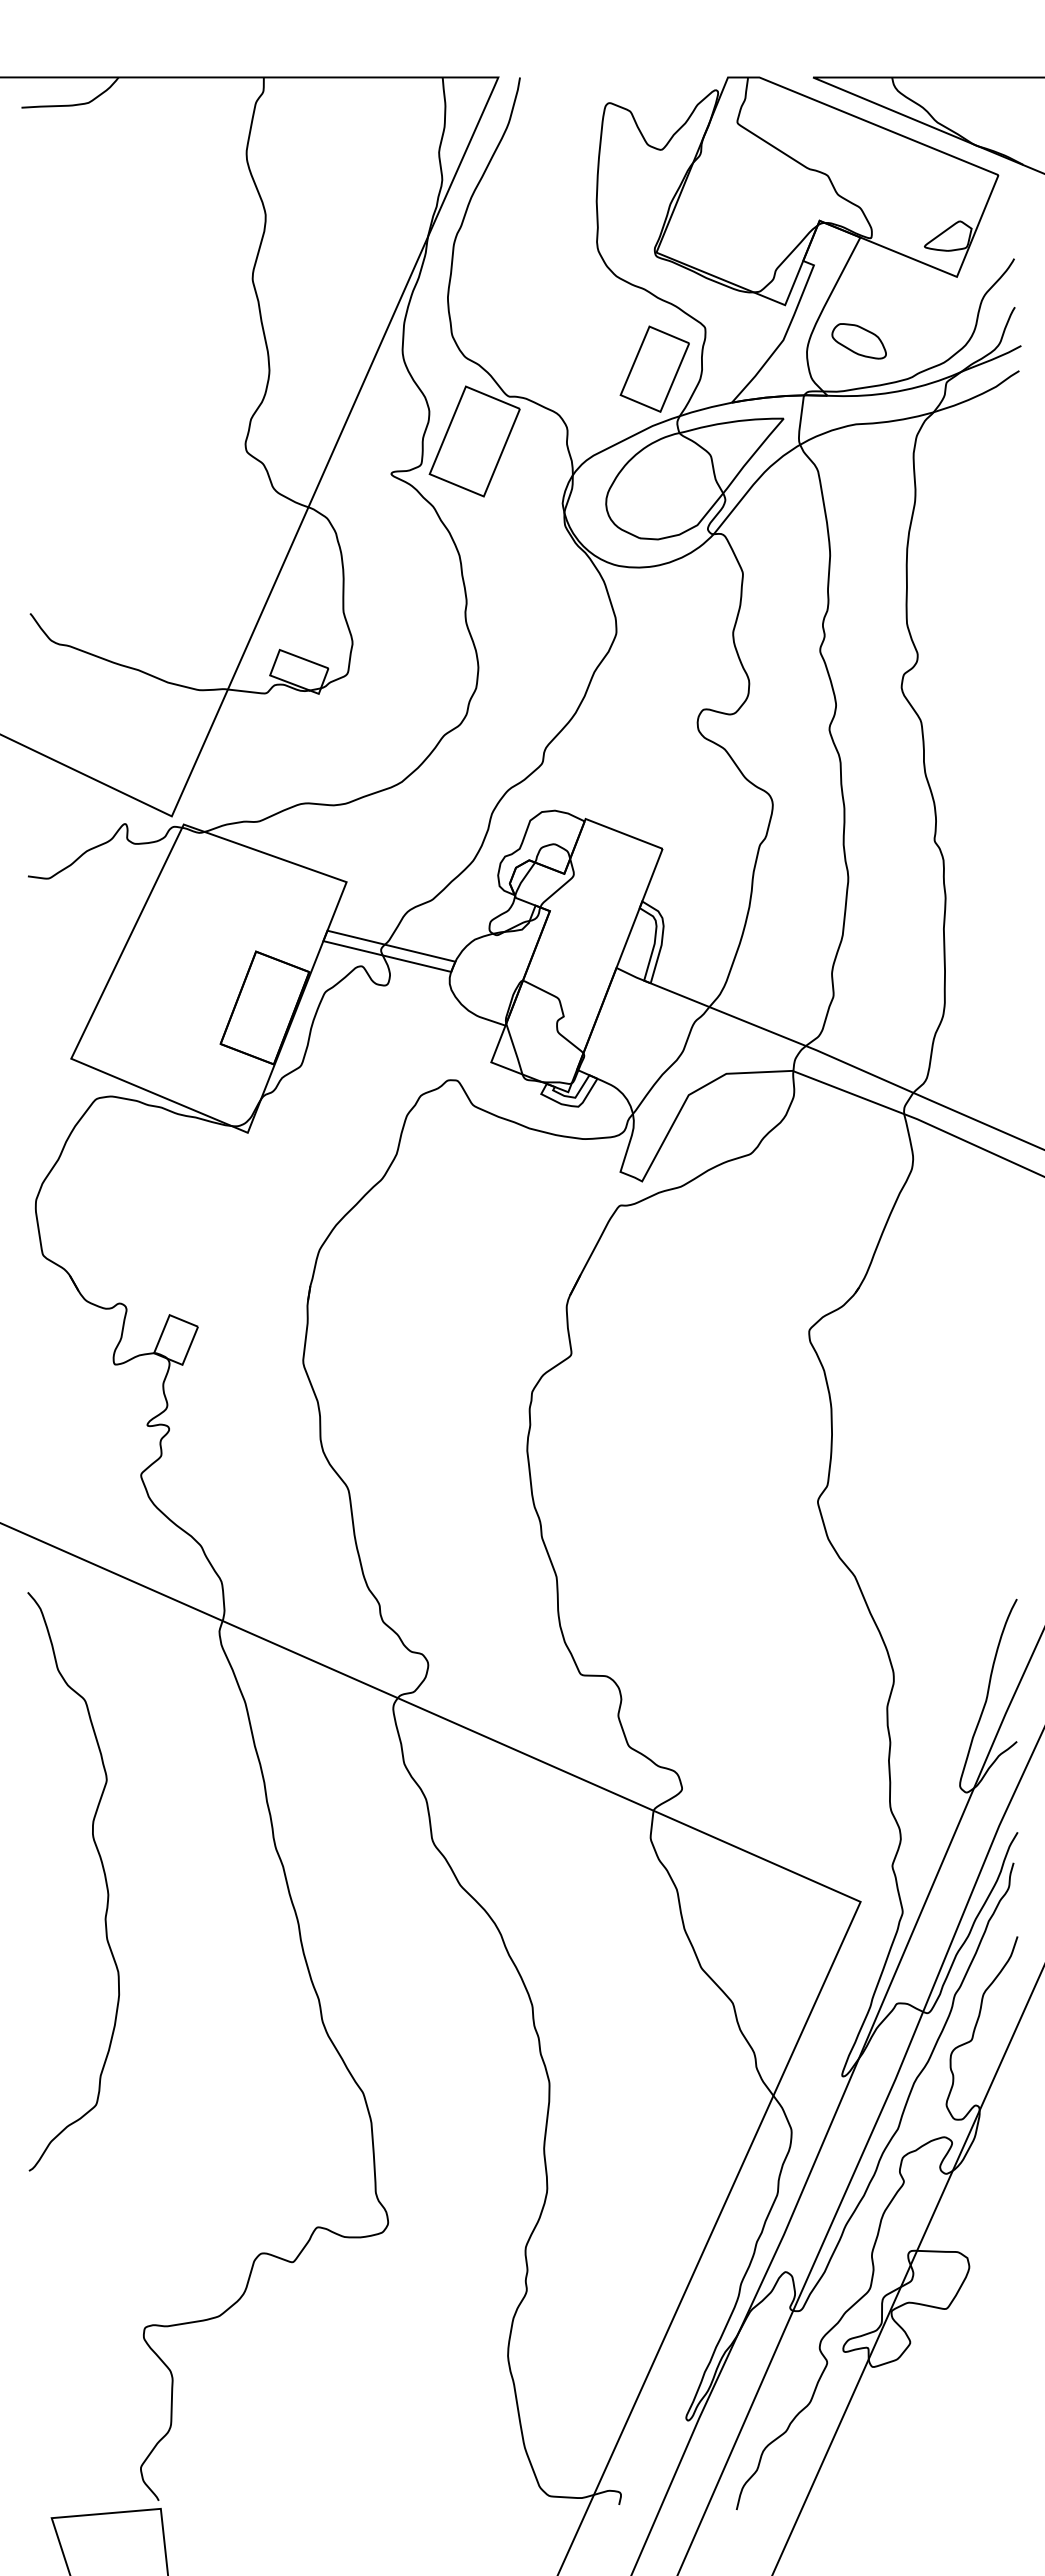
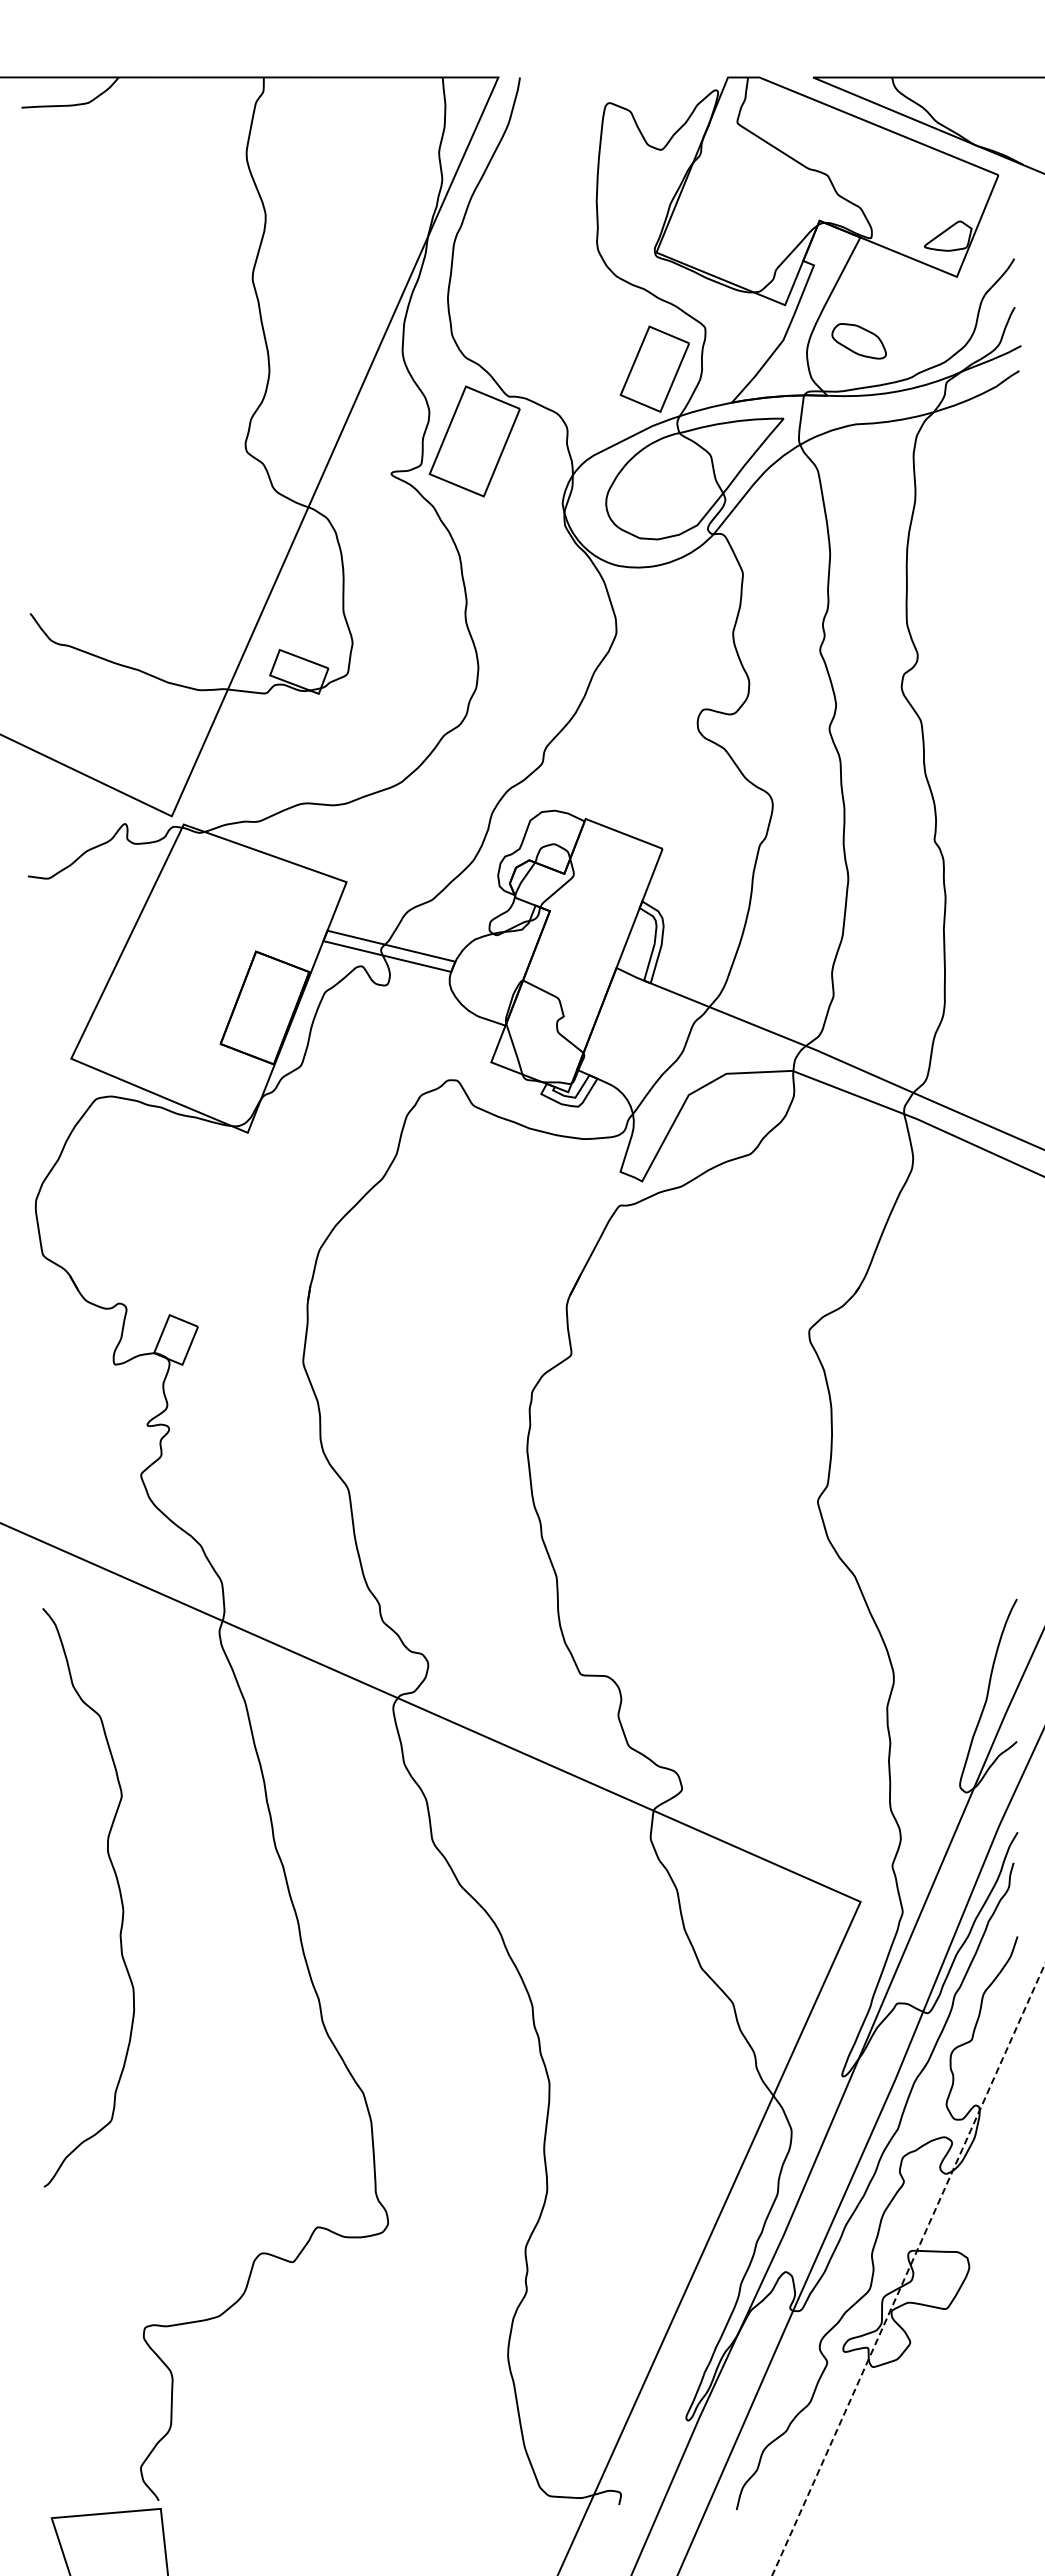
curve position: (103, 1873) -> (118, 1889) (118, 1889)
line: solid -> dashed (908, 2269)
